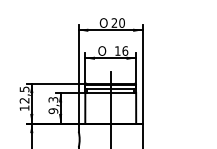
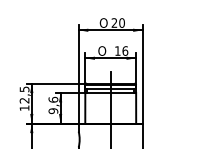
text: 9,3 -> 9,6 (53, 99)
